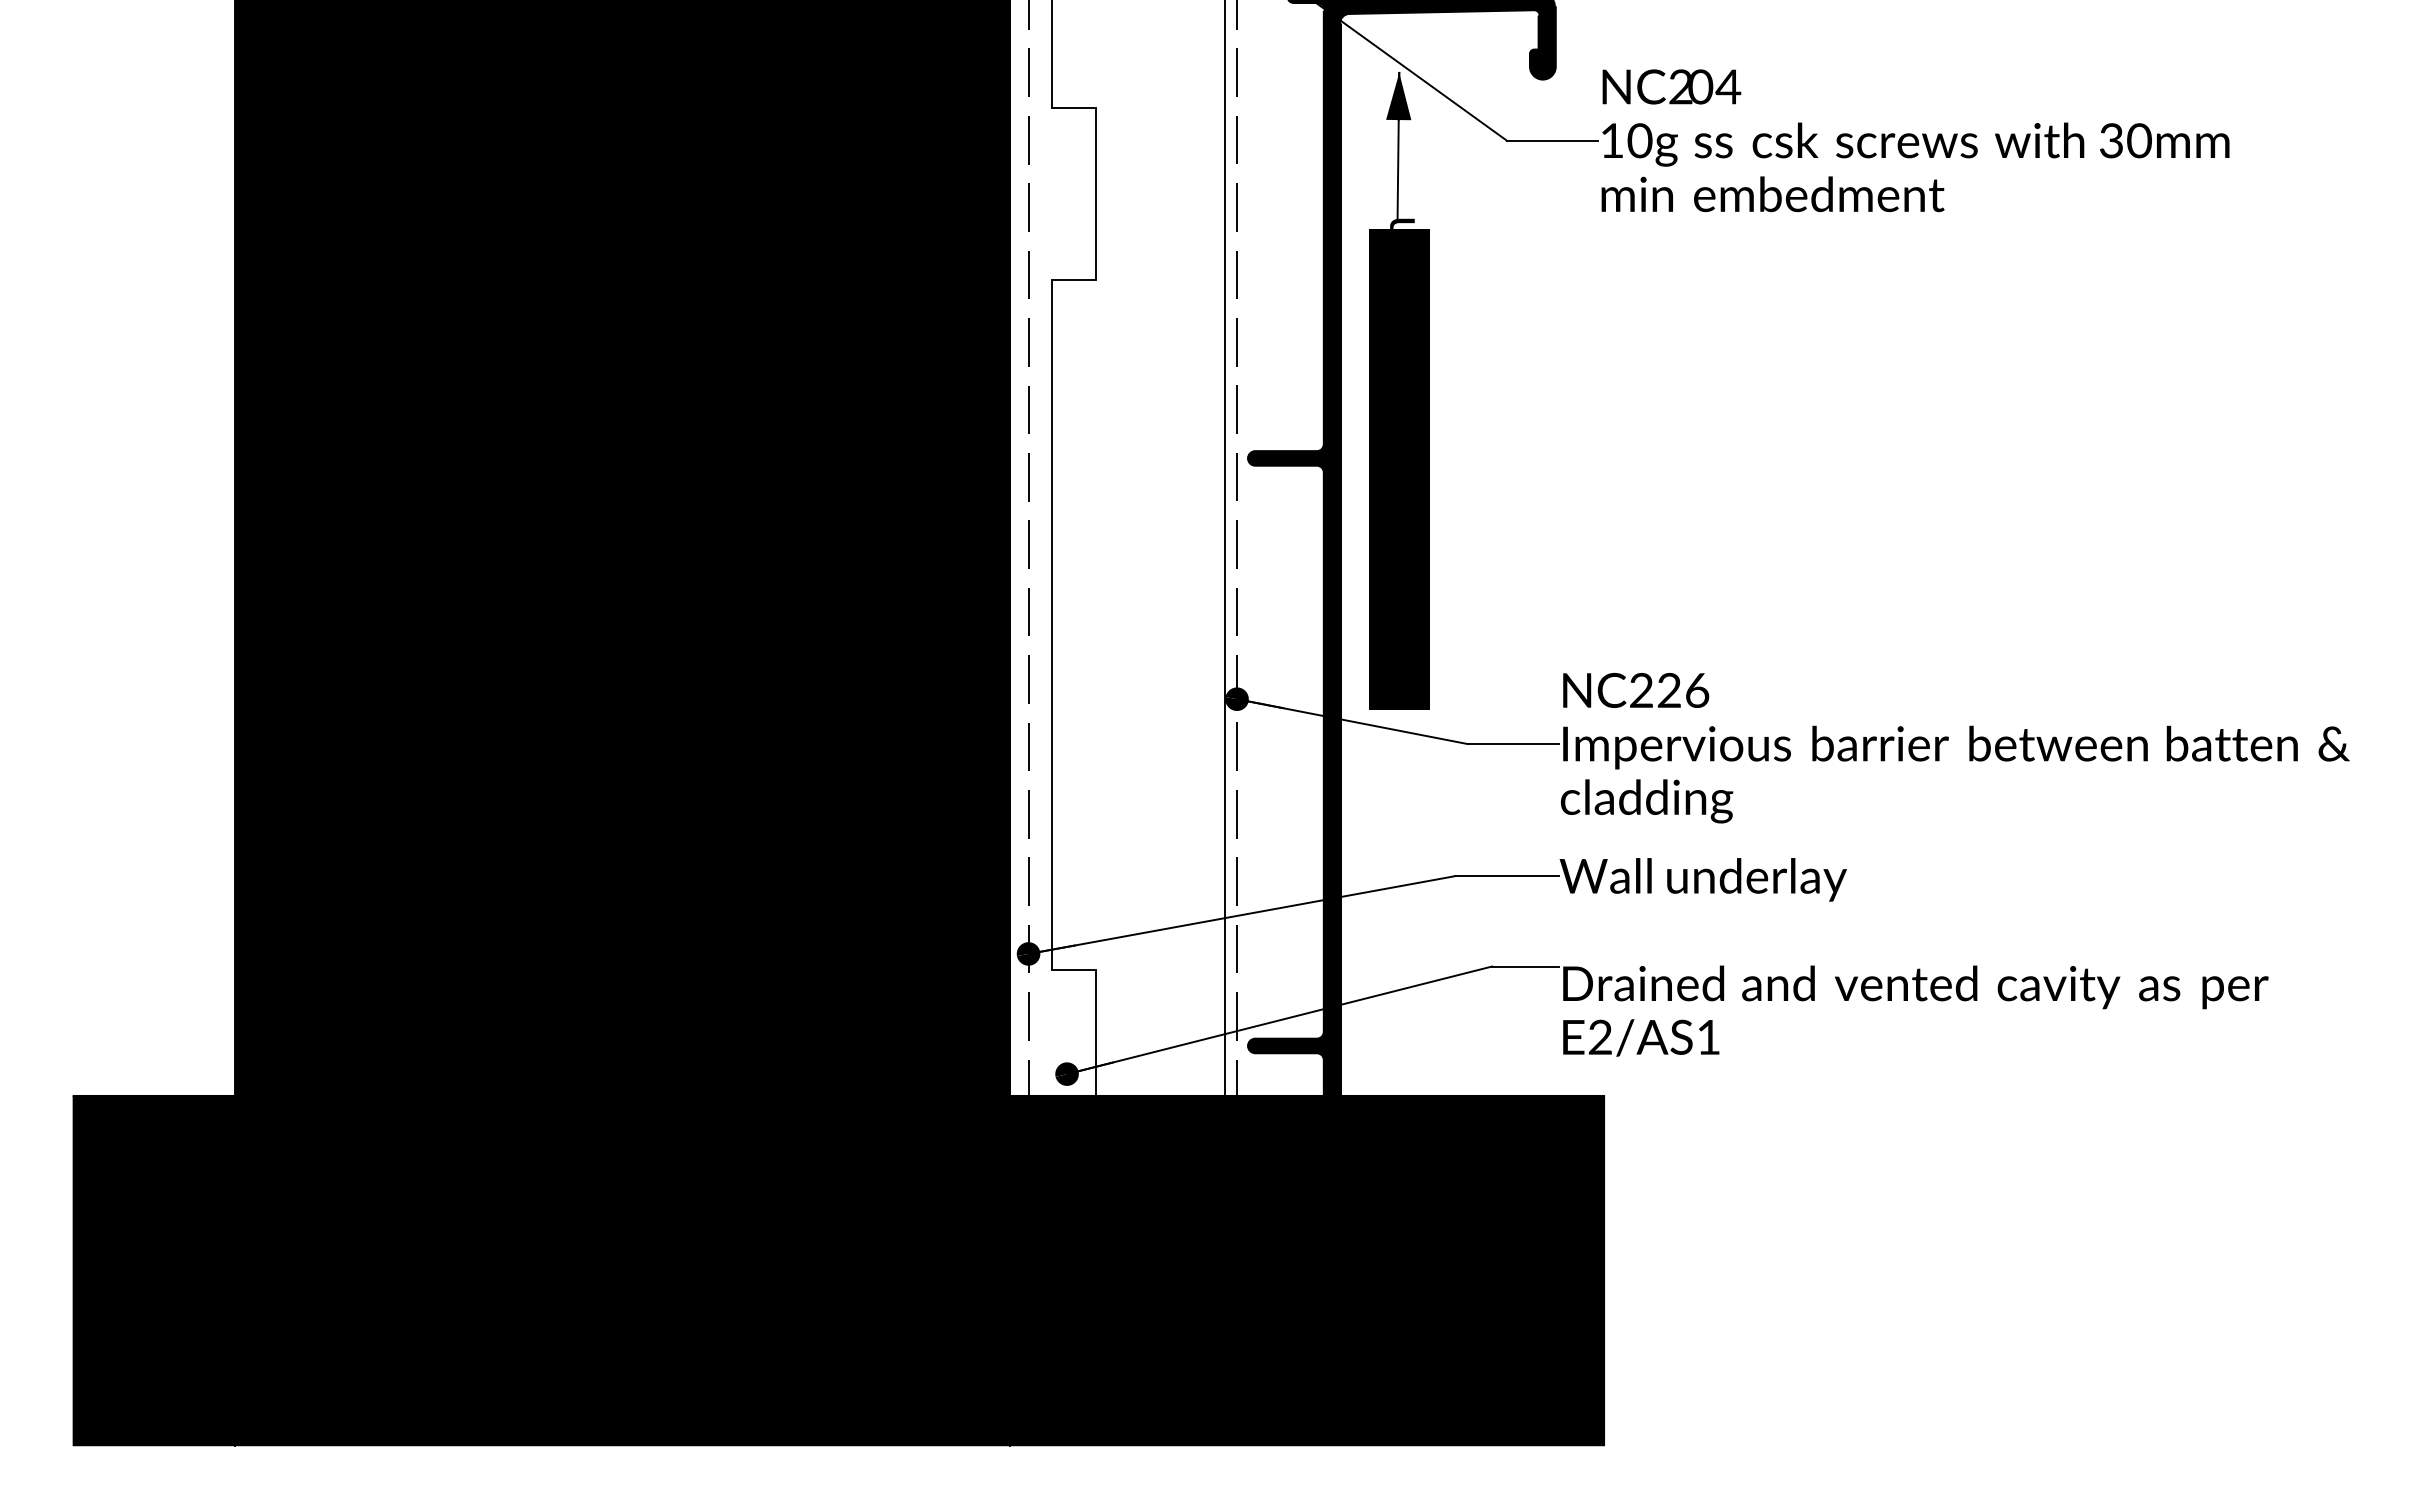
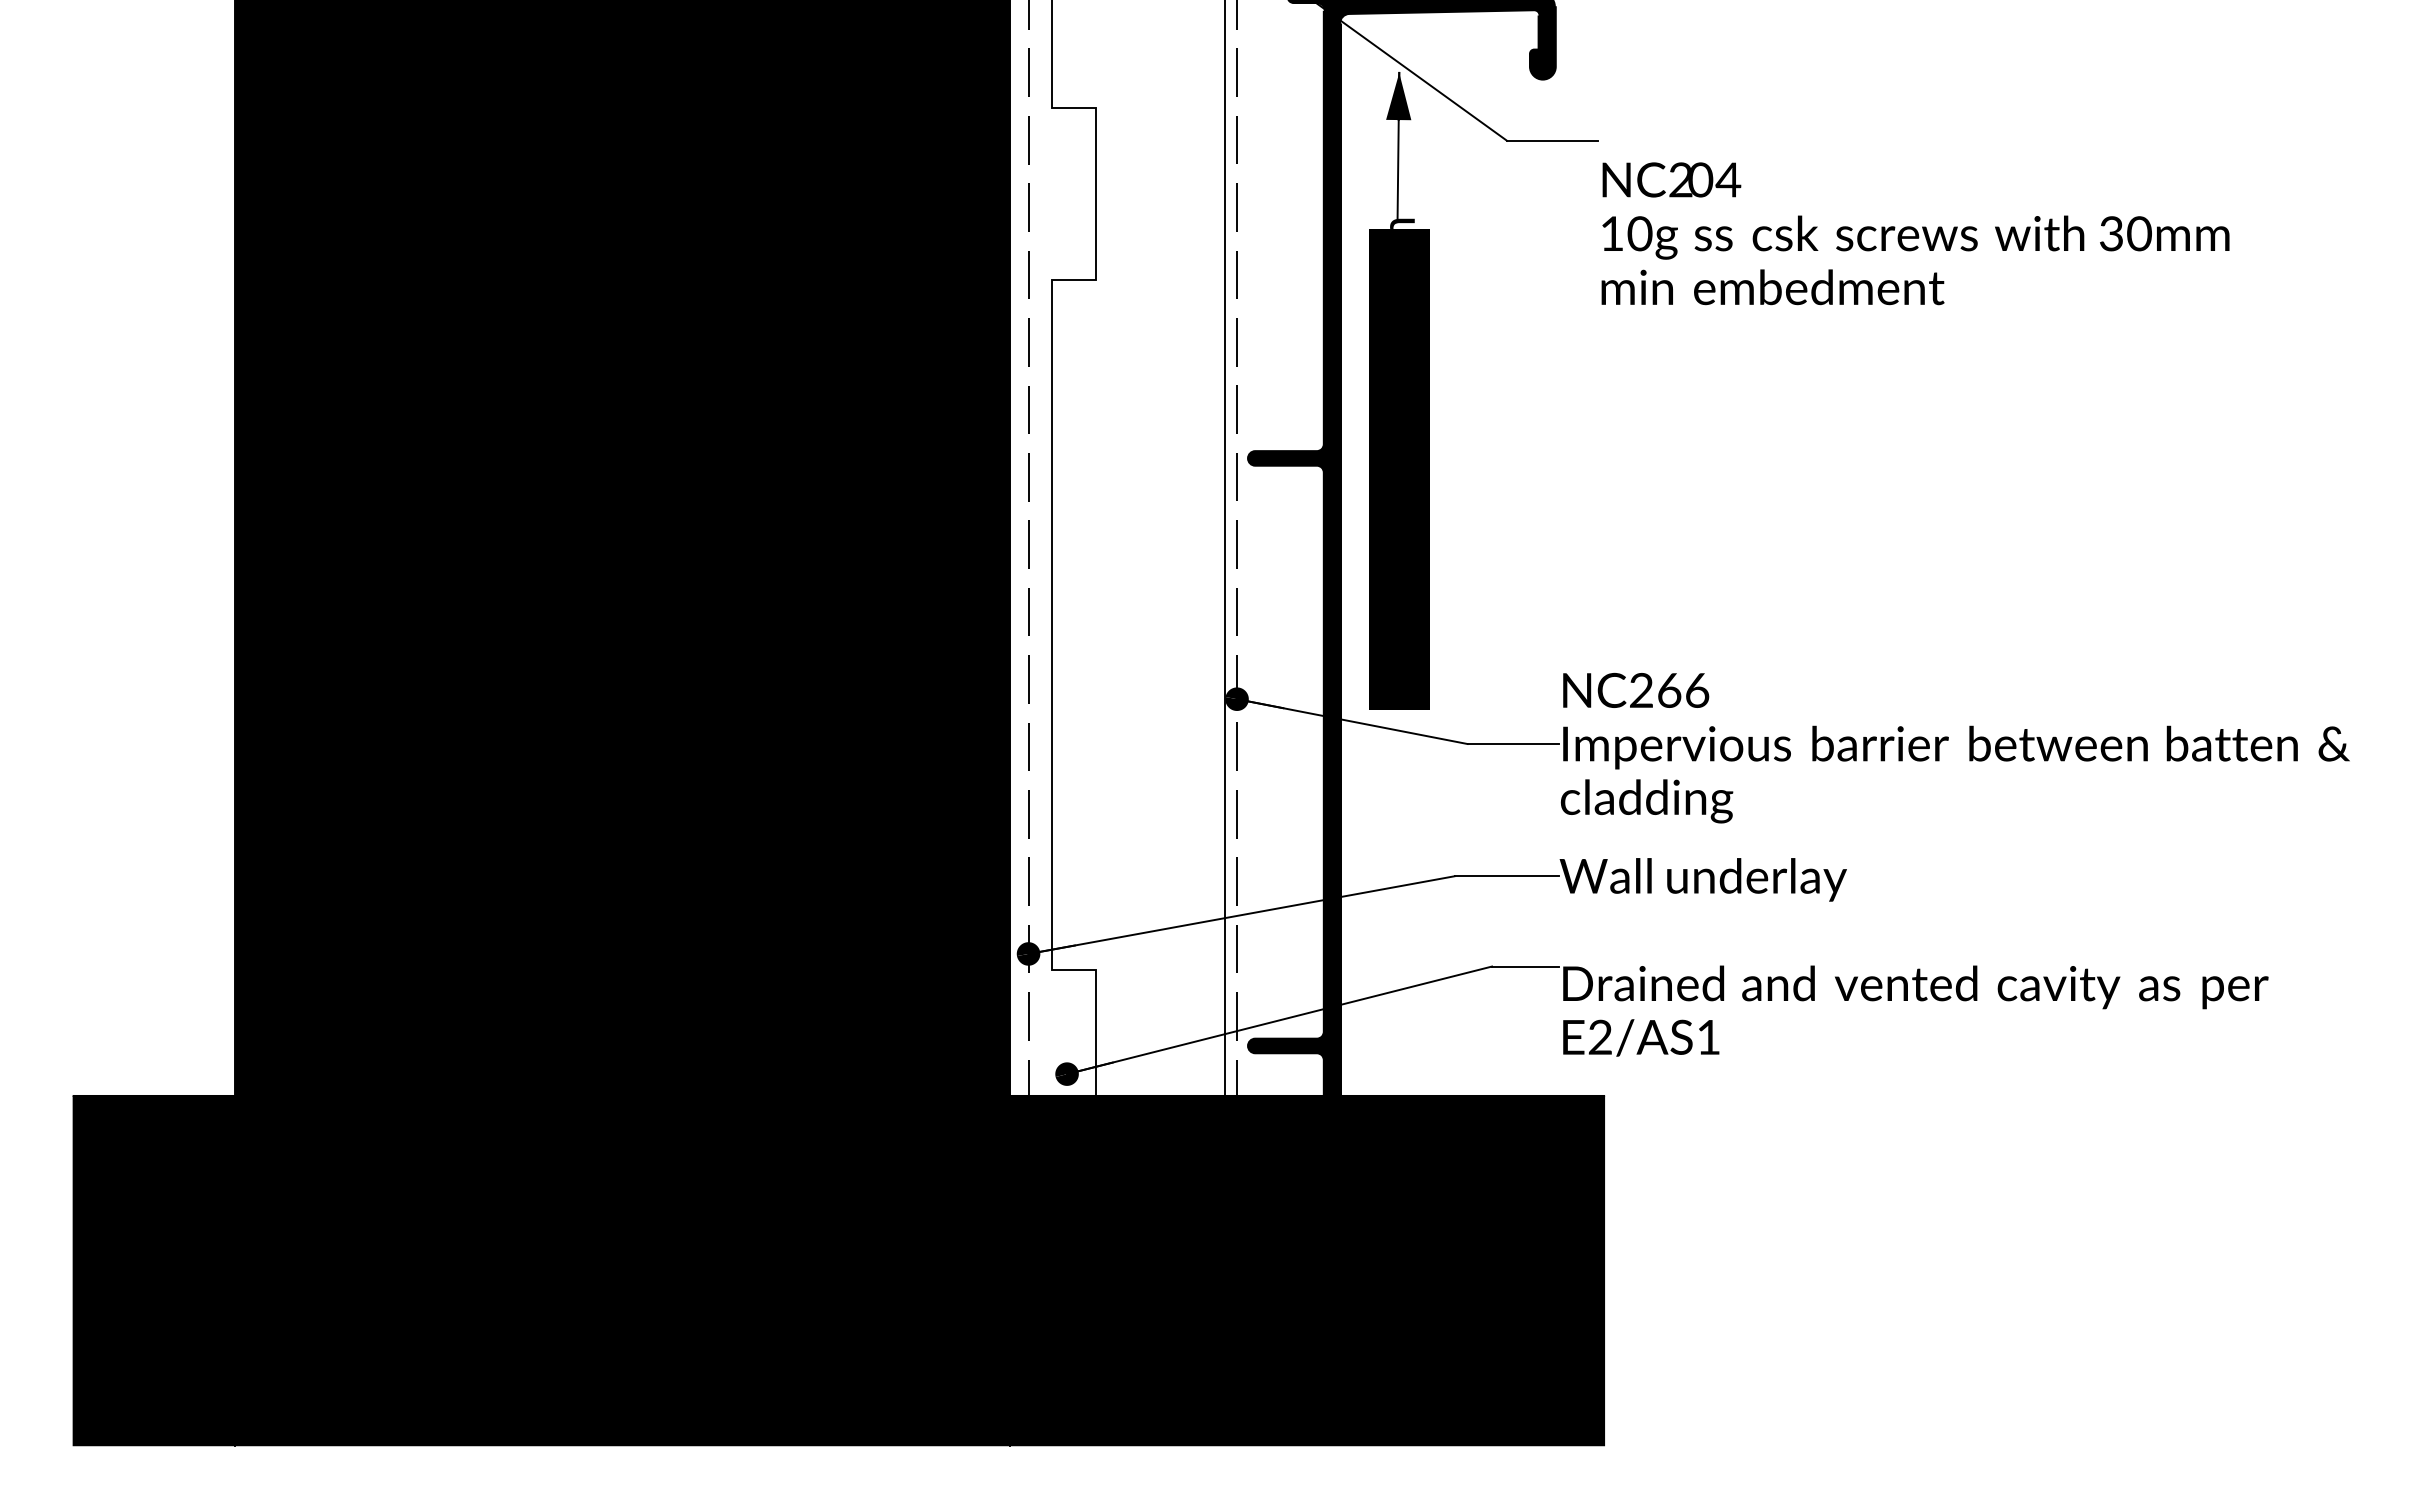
text position: (1915, 140) -> (1915, 233) (1915, 233)
text: NC226 -> NC266 (1669, 689)
